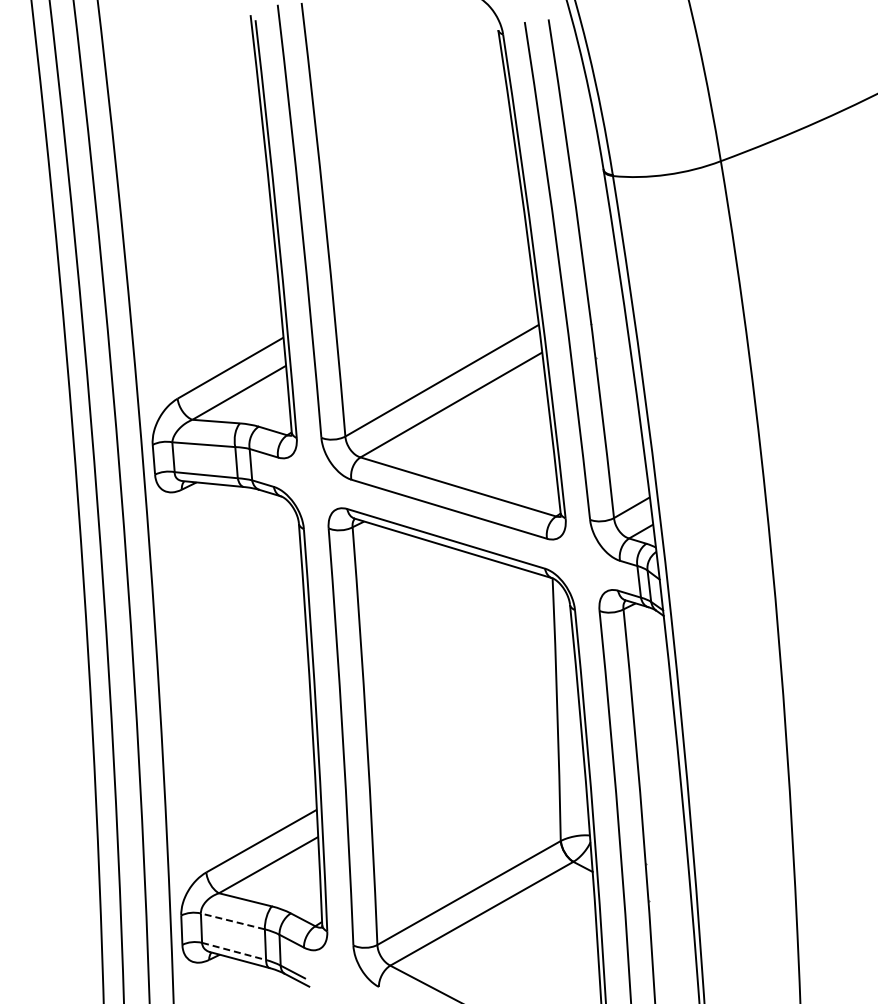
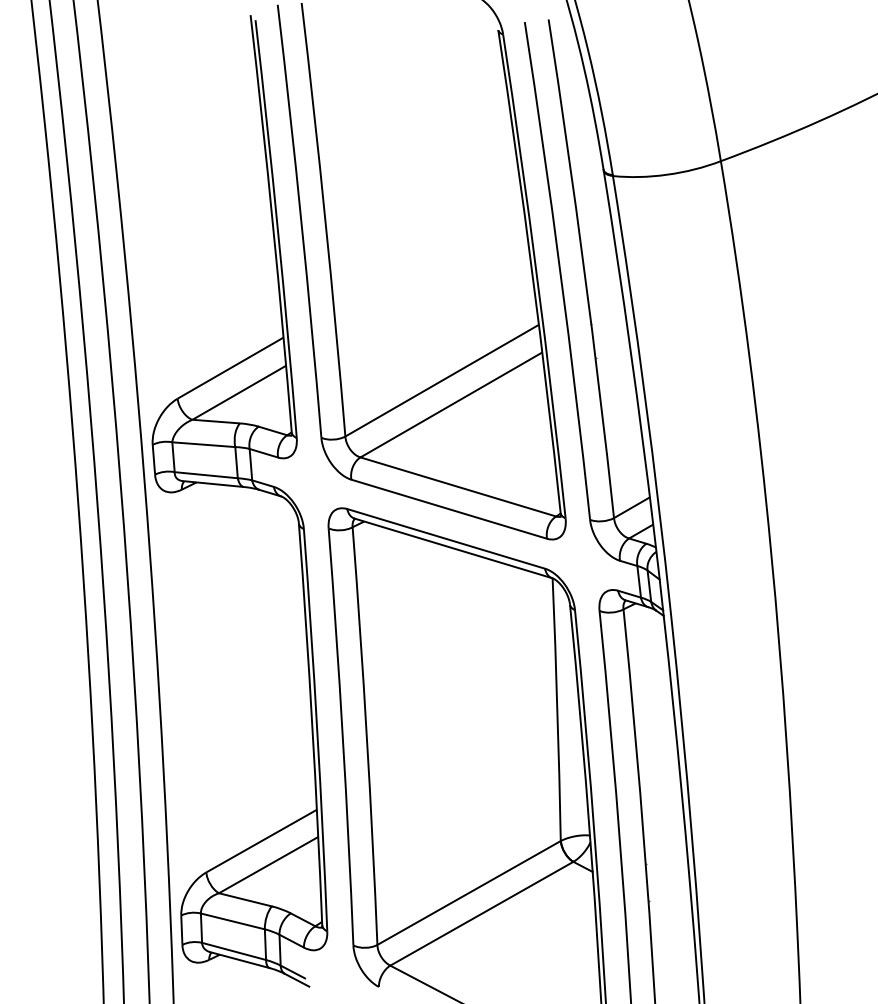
line: dashed -> solid (232, 921)
line: dashed -> solid (234, 951)
